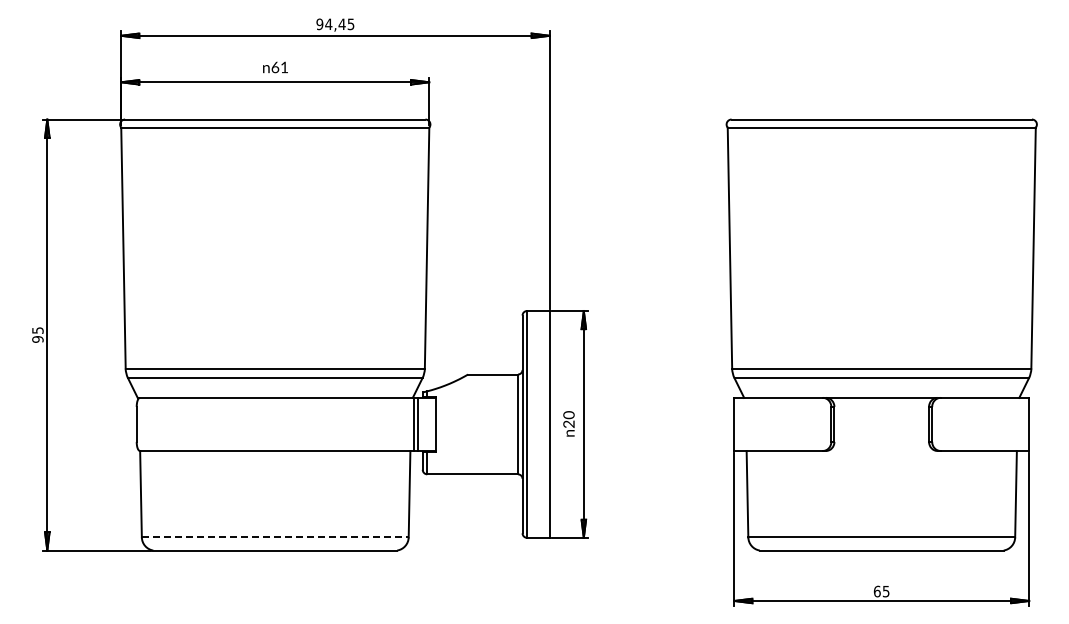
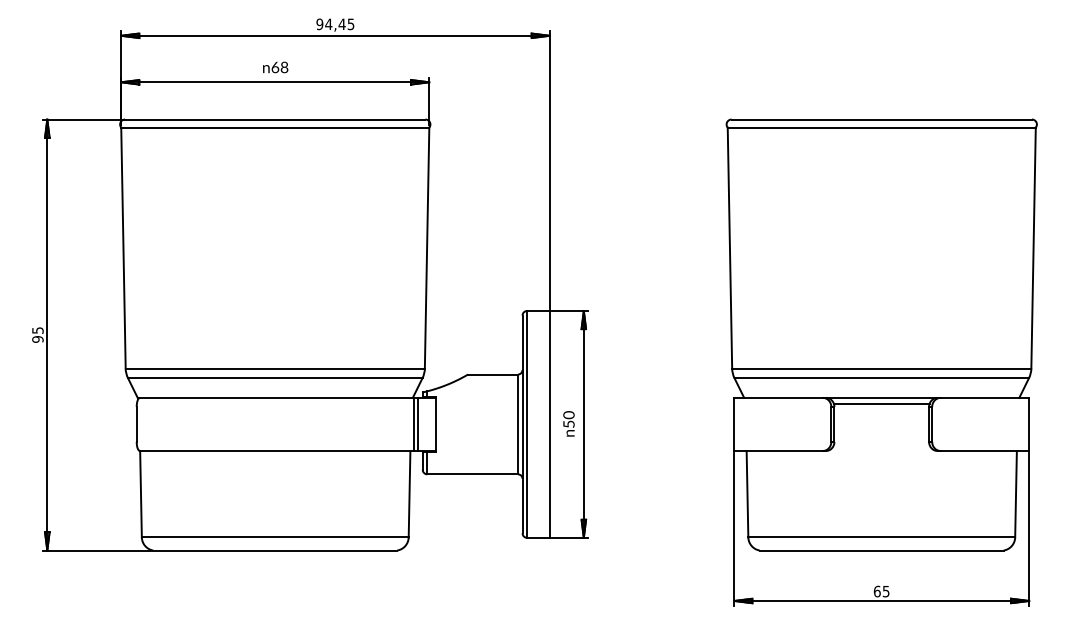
text: 61 -> 68 (284, 67)
line: none -> present (881, 403)
text: 20 -> 50 (568, 424)
line: dashed -> solid (275, 537)
